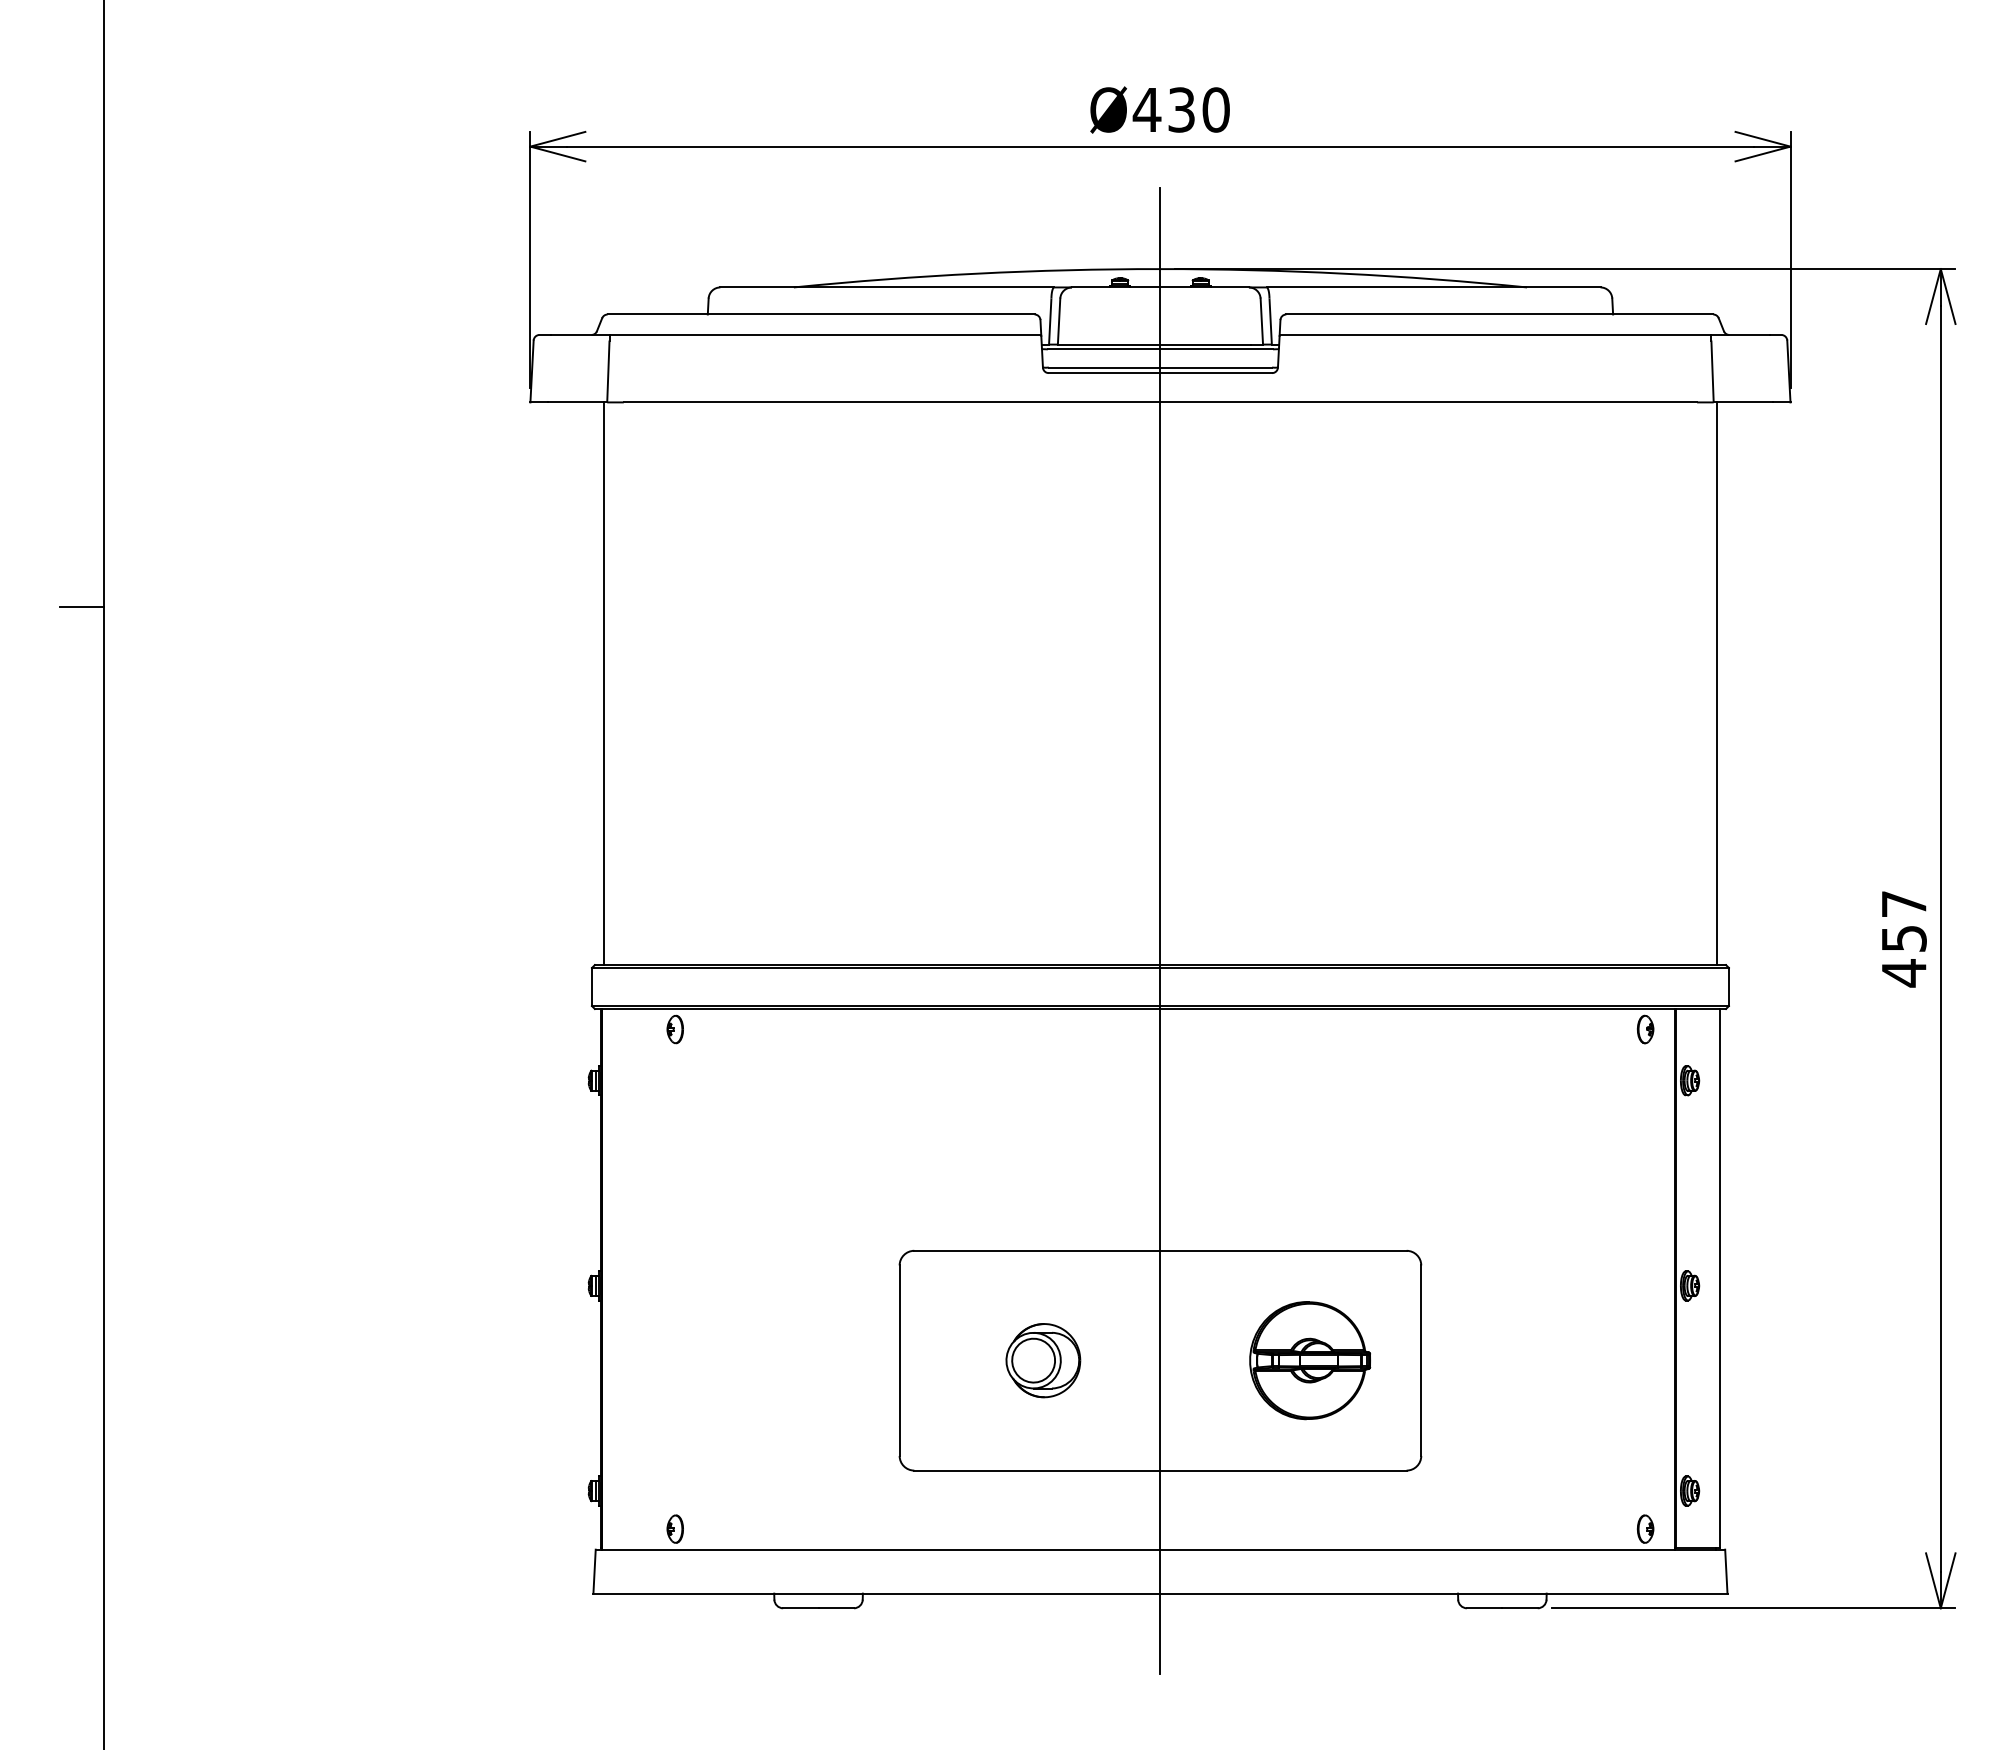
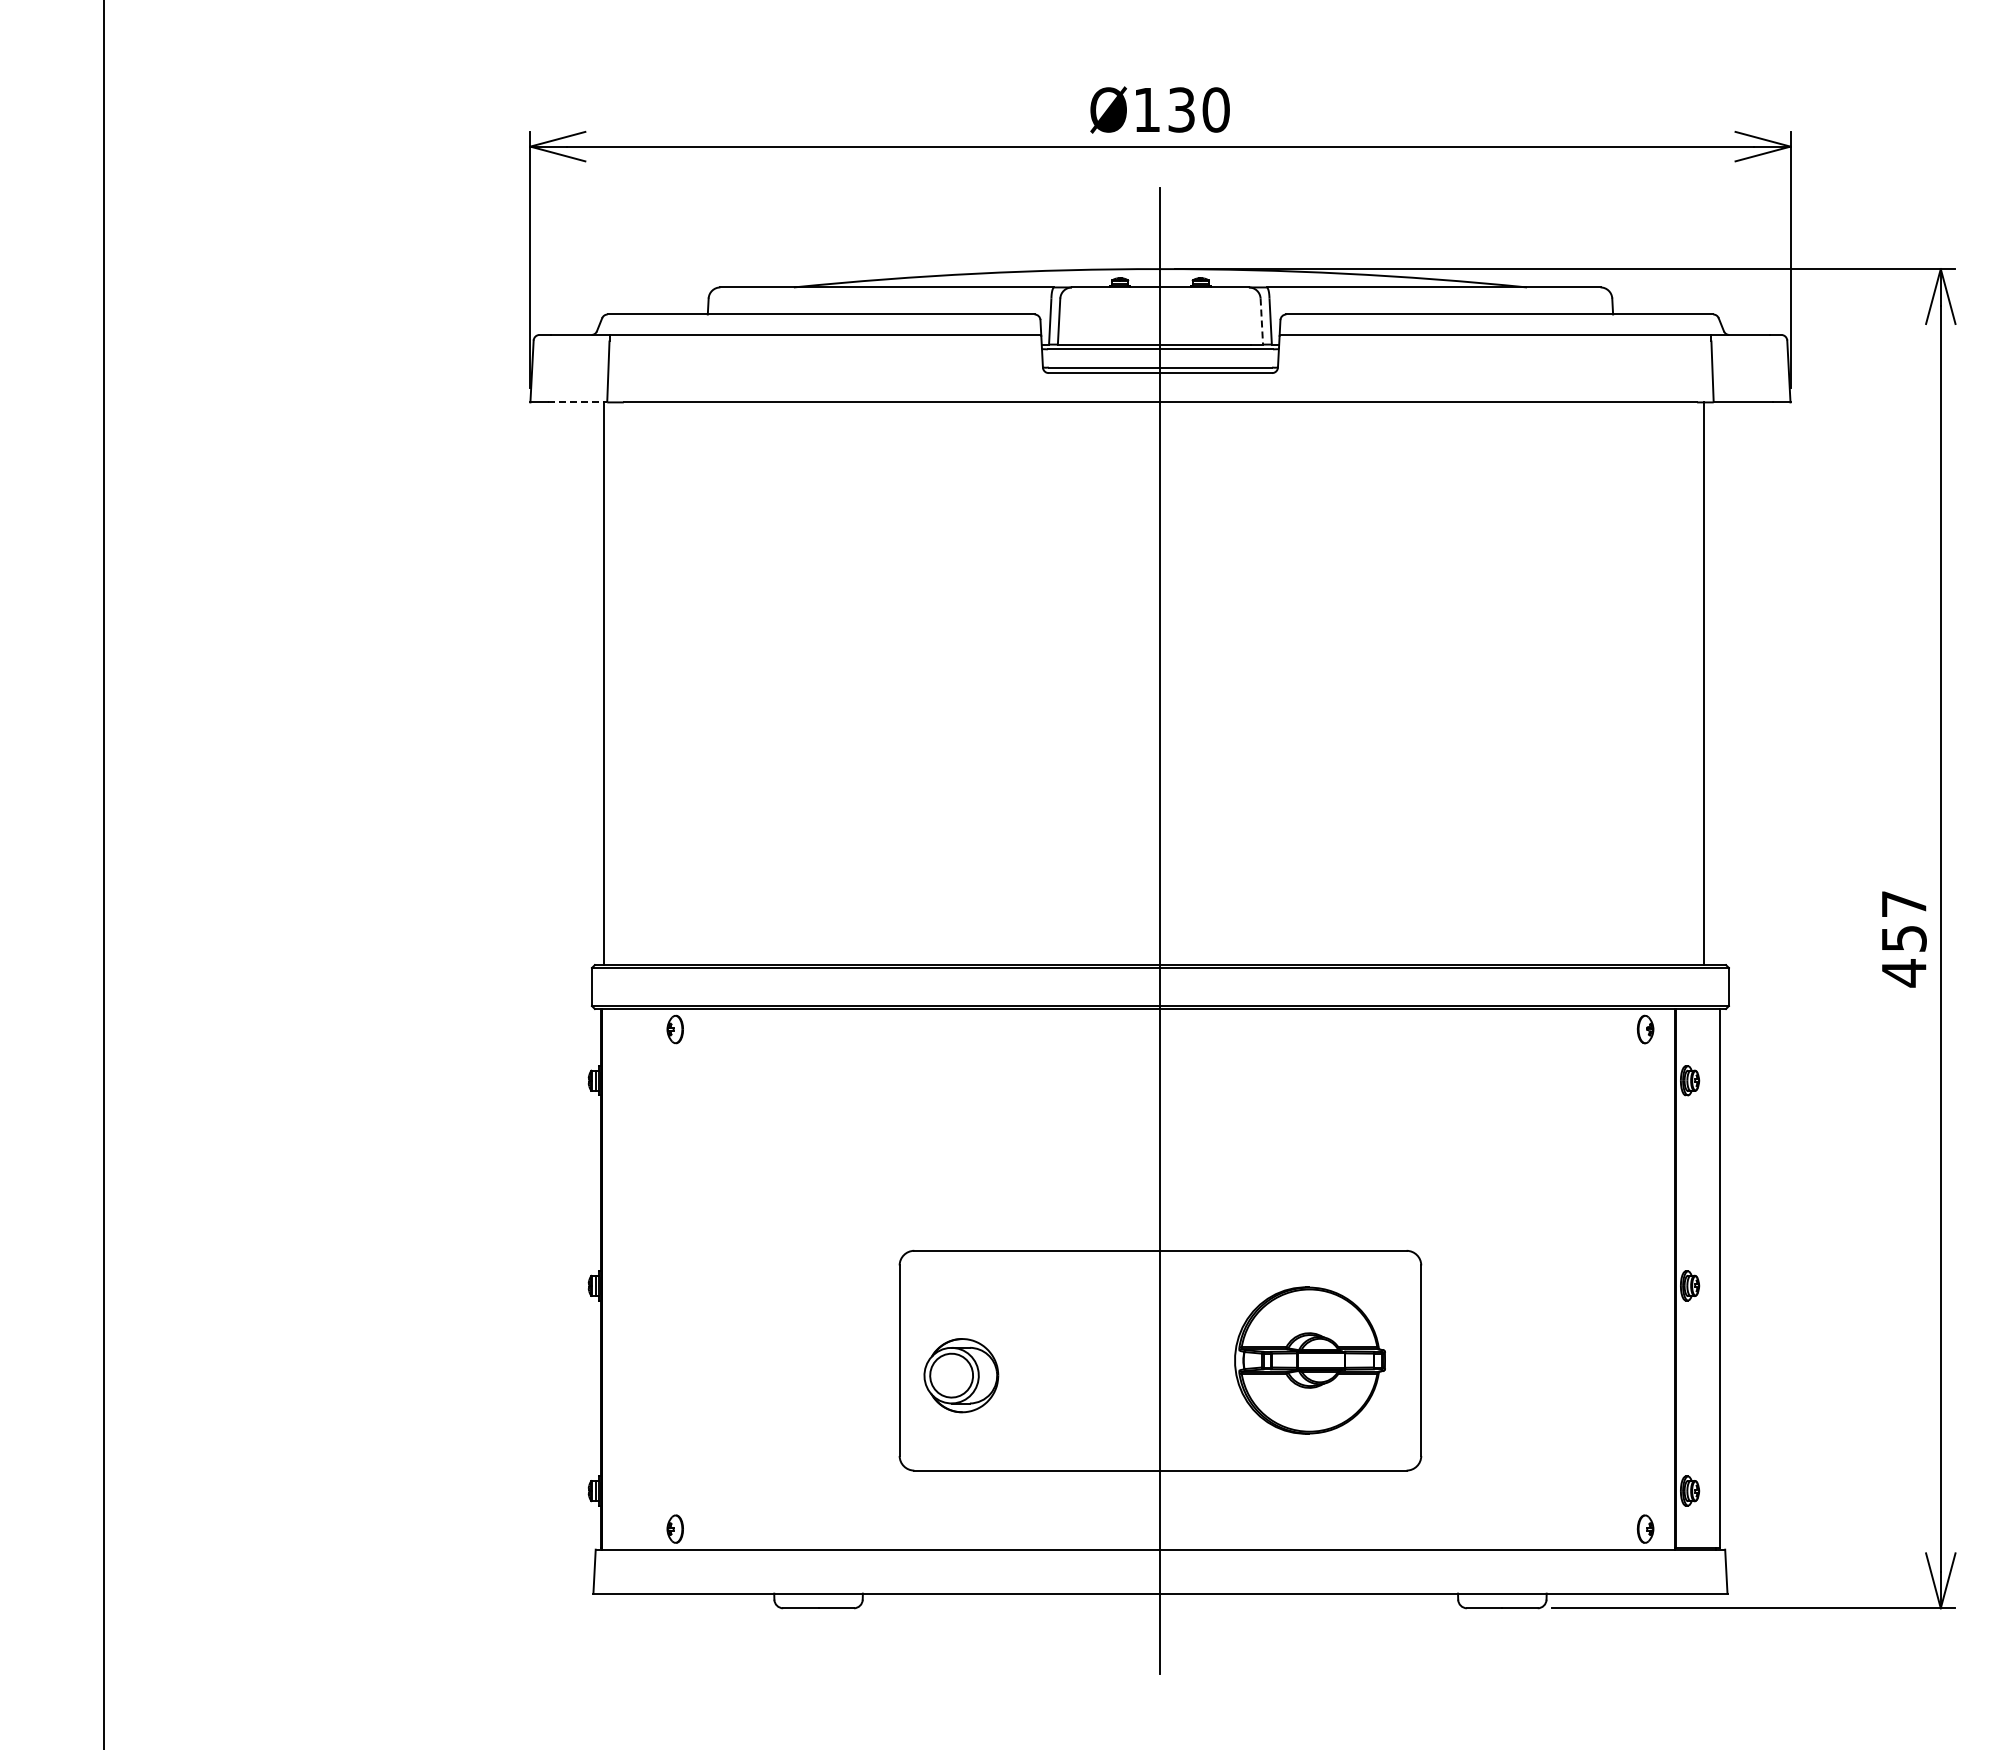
text: 430 -> 130 (1146, 109)
line: solid -> dashed (1261, 322)
line: solid -> dashed (577, 402)
line: present -> none (82, 607)
line position: (1717, 683) -> (1704, 683) (1704, 683)
part position: (1043, 1360) -> (961, 1375) (961, 1375)
part size: 123x120 px -> 152x149 px (1309, 1360)
